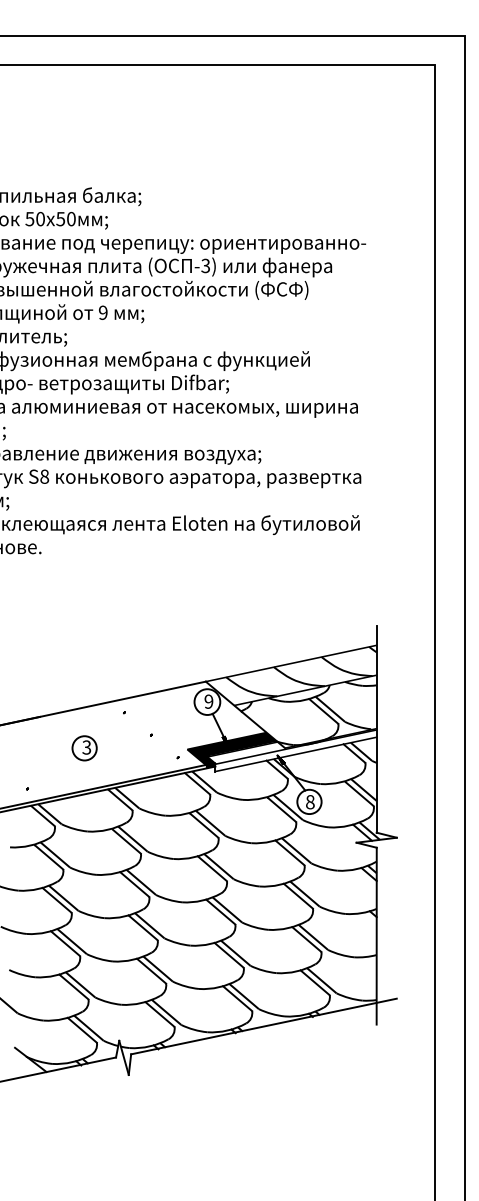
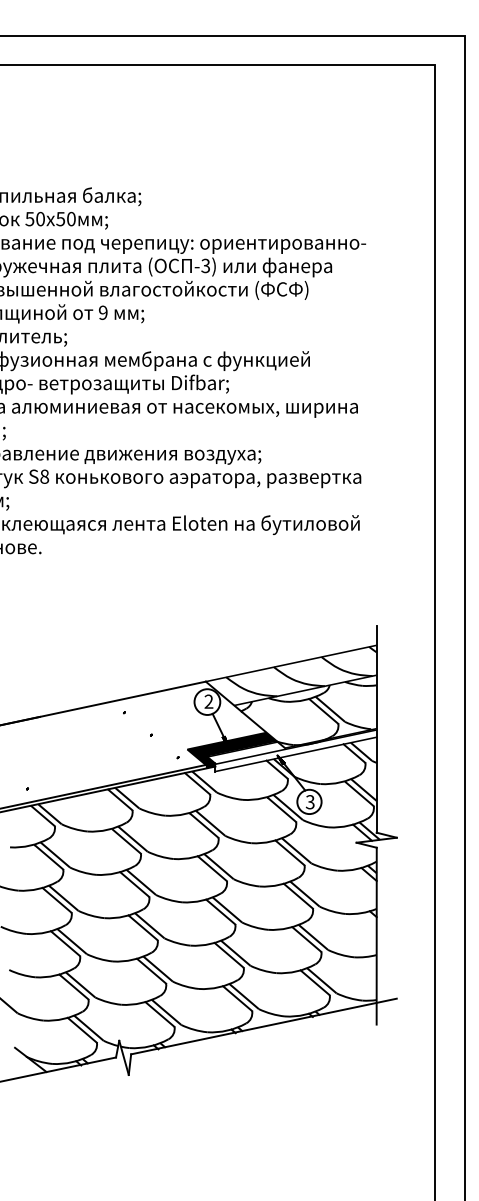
text: 9 -> 2 (208, 701)
part: present -> none (84, 748)
text: 8 -> 3 (309, 802)
